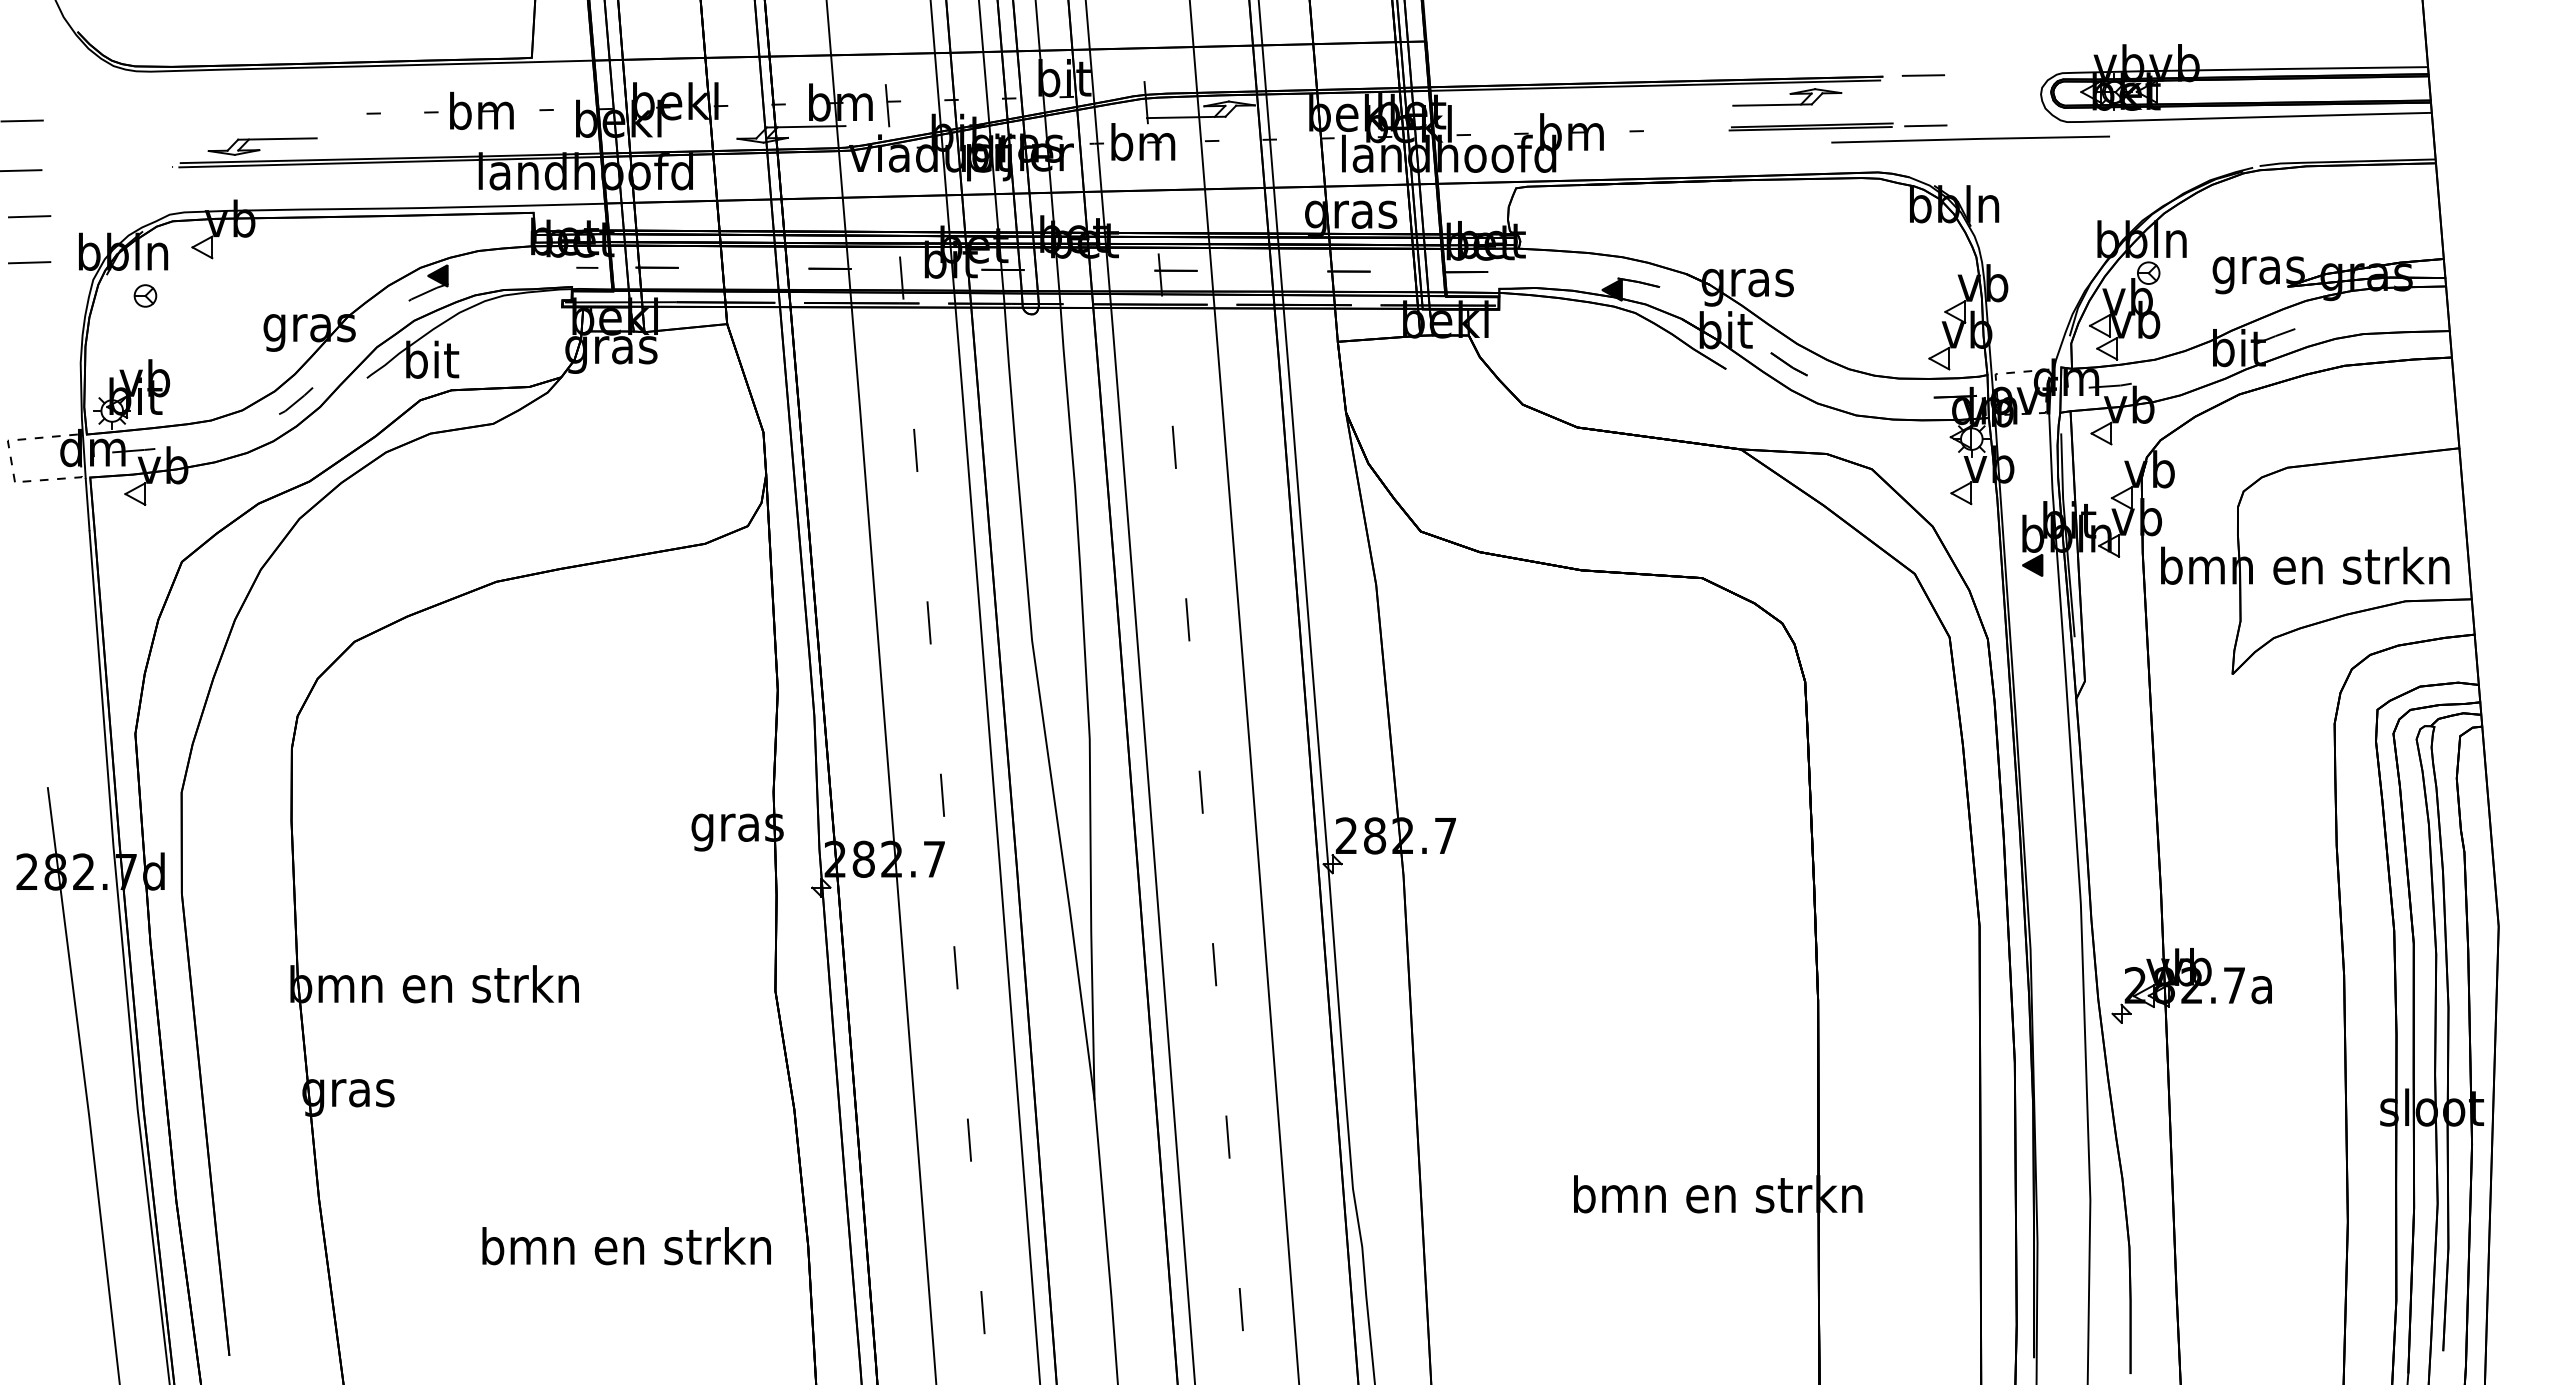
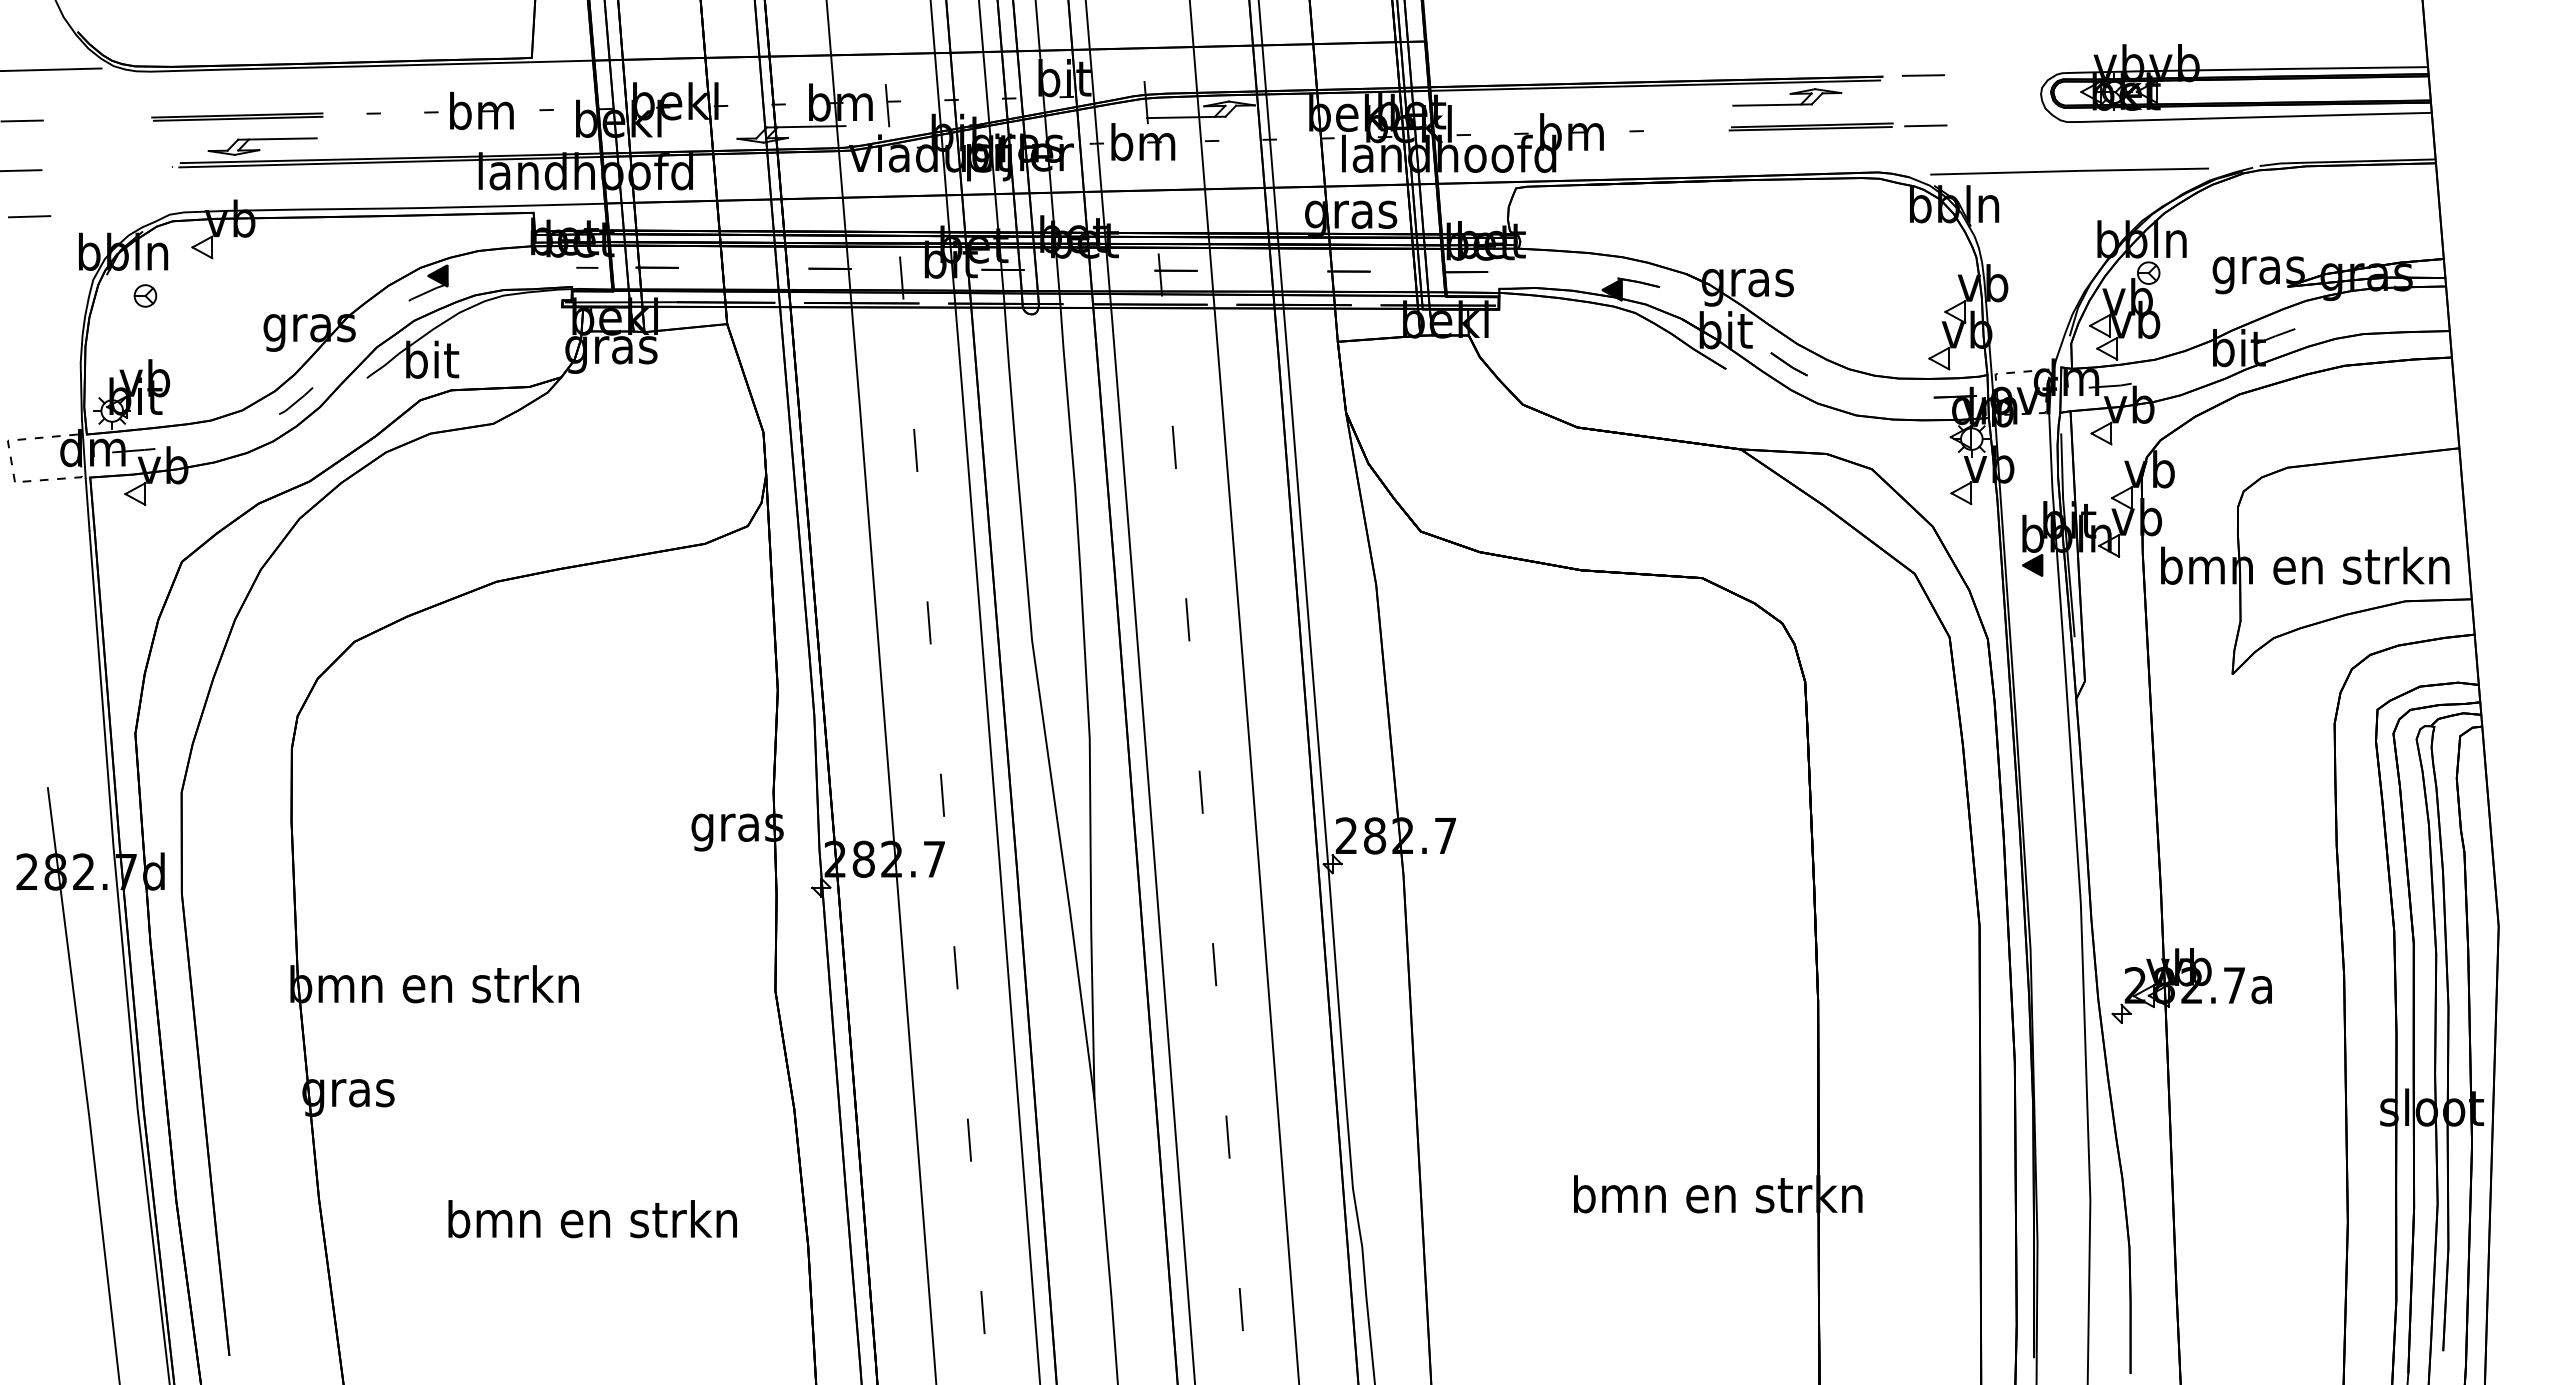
line: none -> present (51, 69)
part: none -> present (237, 116)
line position: (1970, 139) -> (2069, 171) (2069, 171)
line: present -> none (29, 262)
text position: (626, 1246) -> (592, 1219) (592, 1219)
